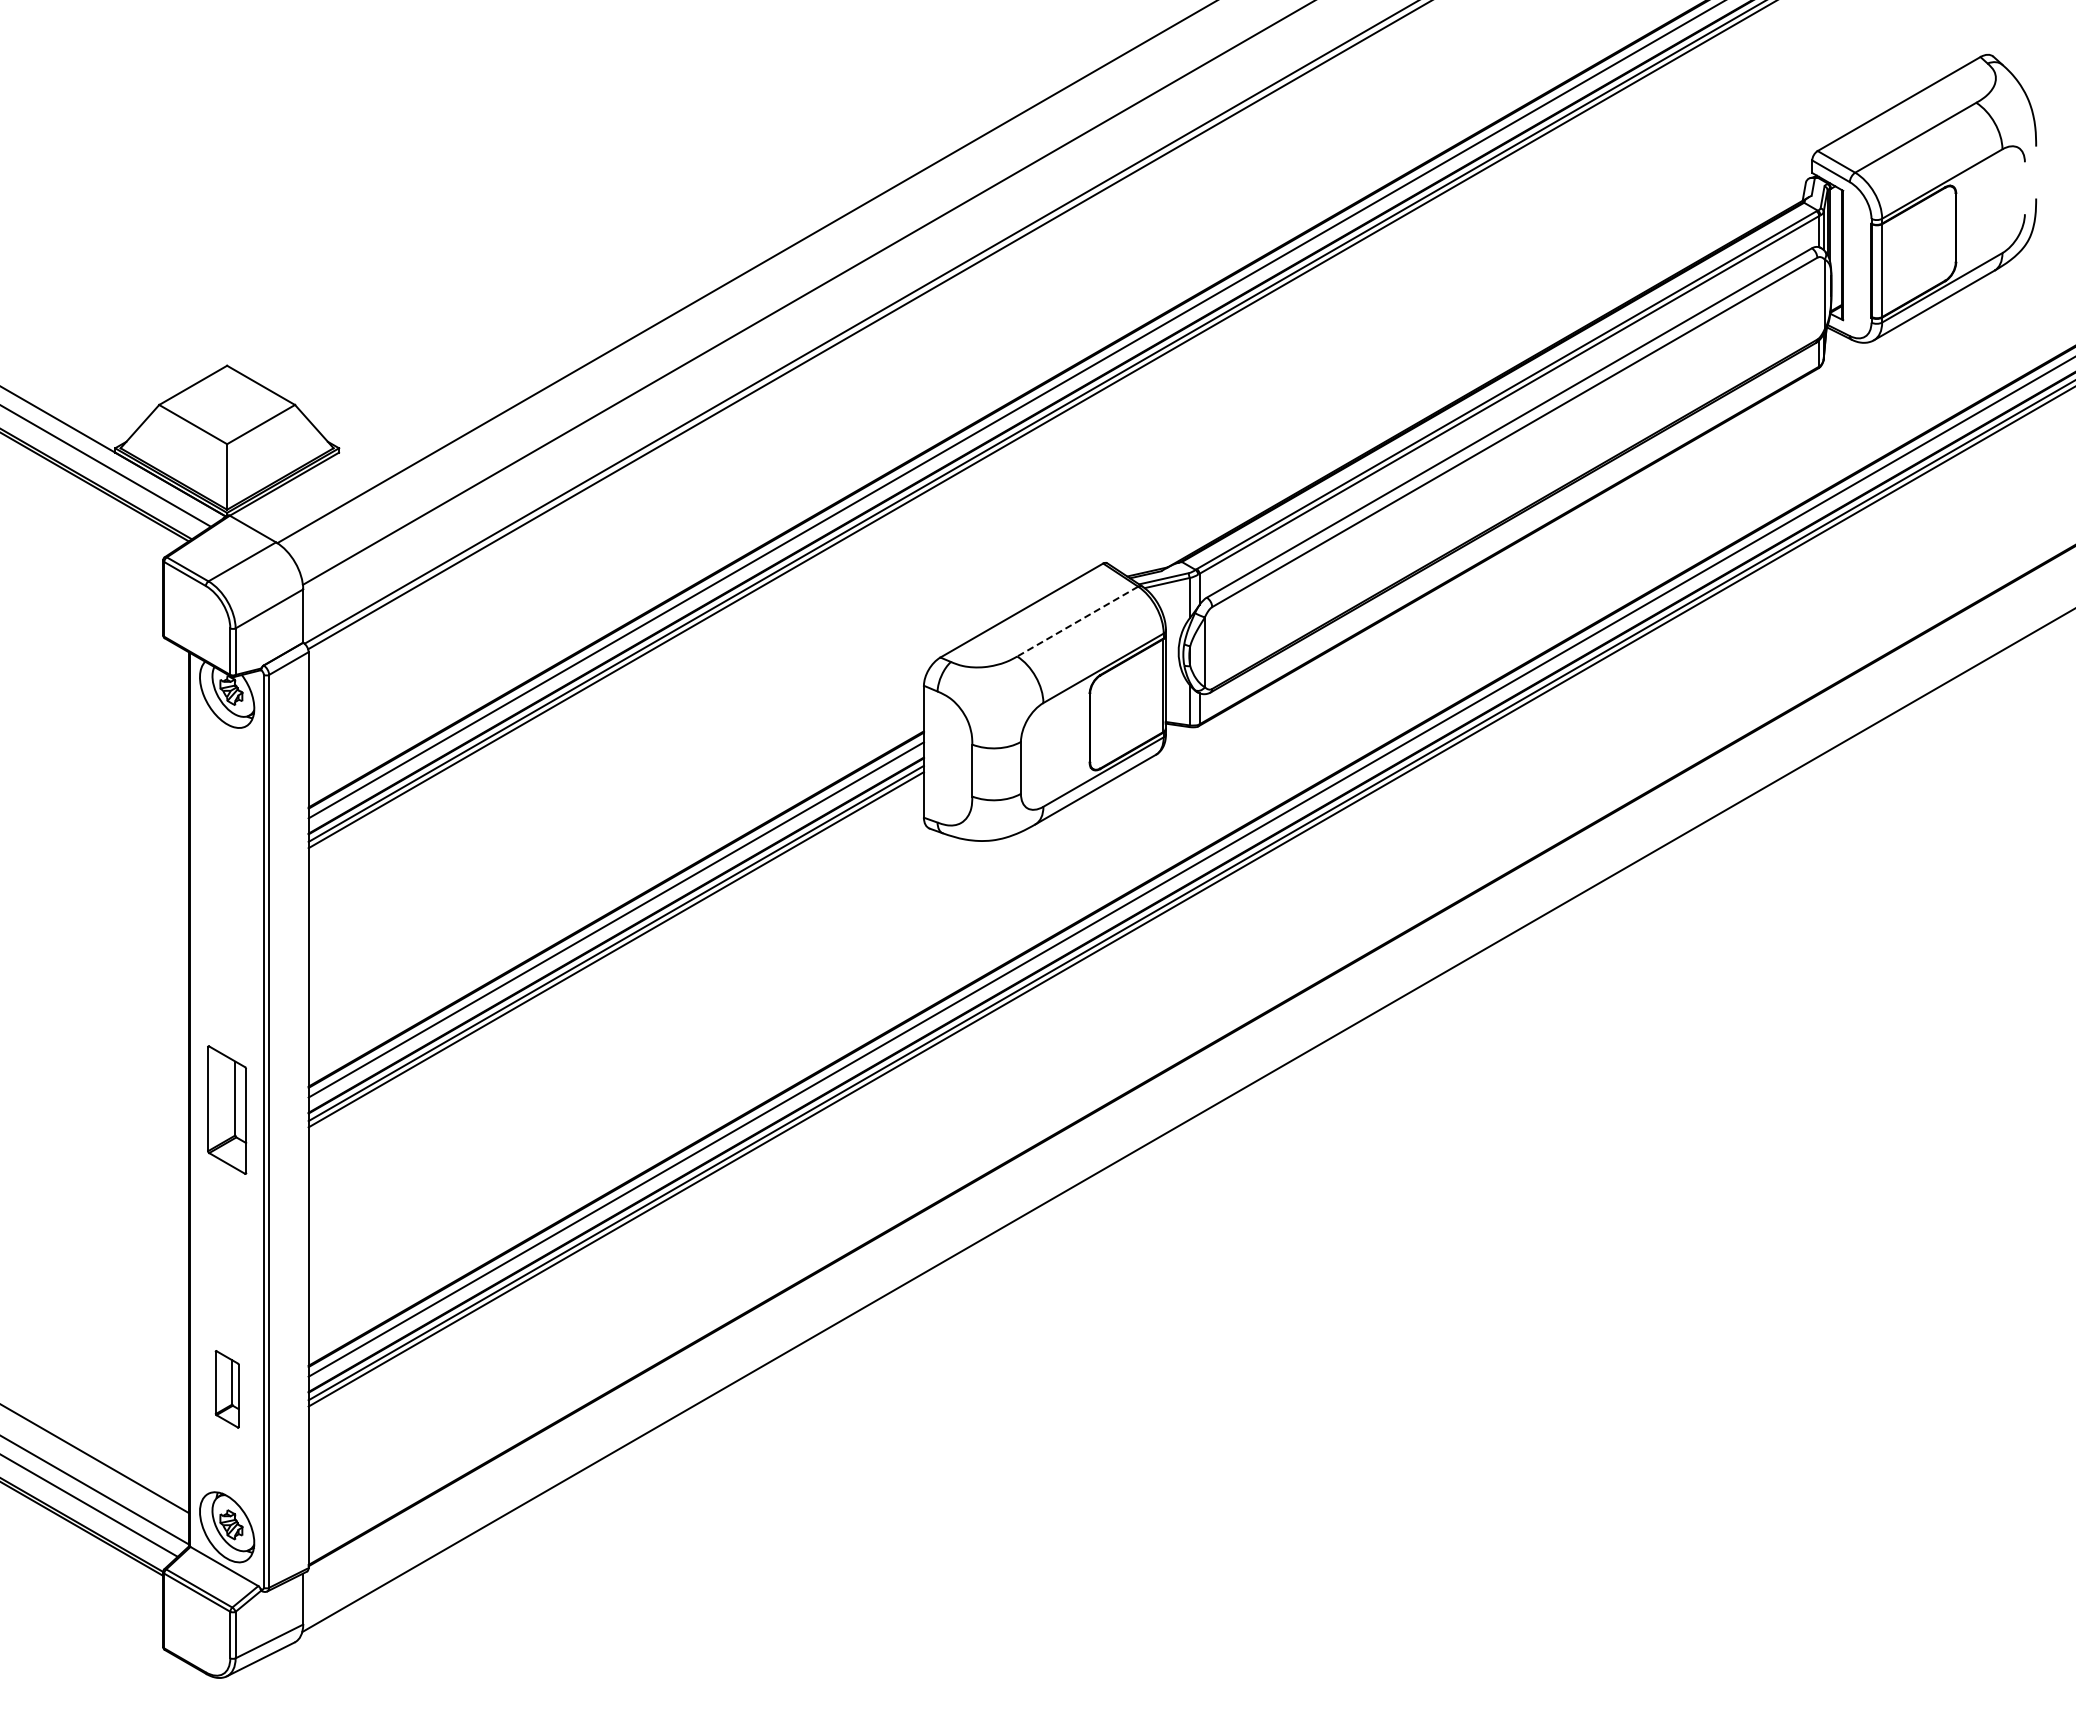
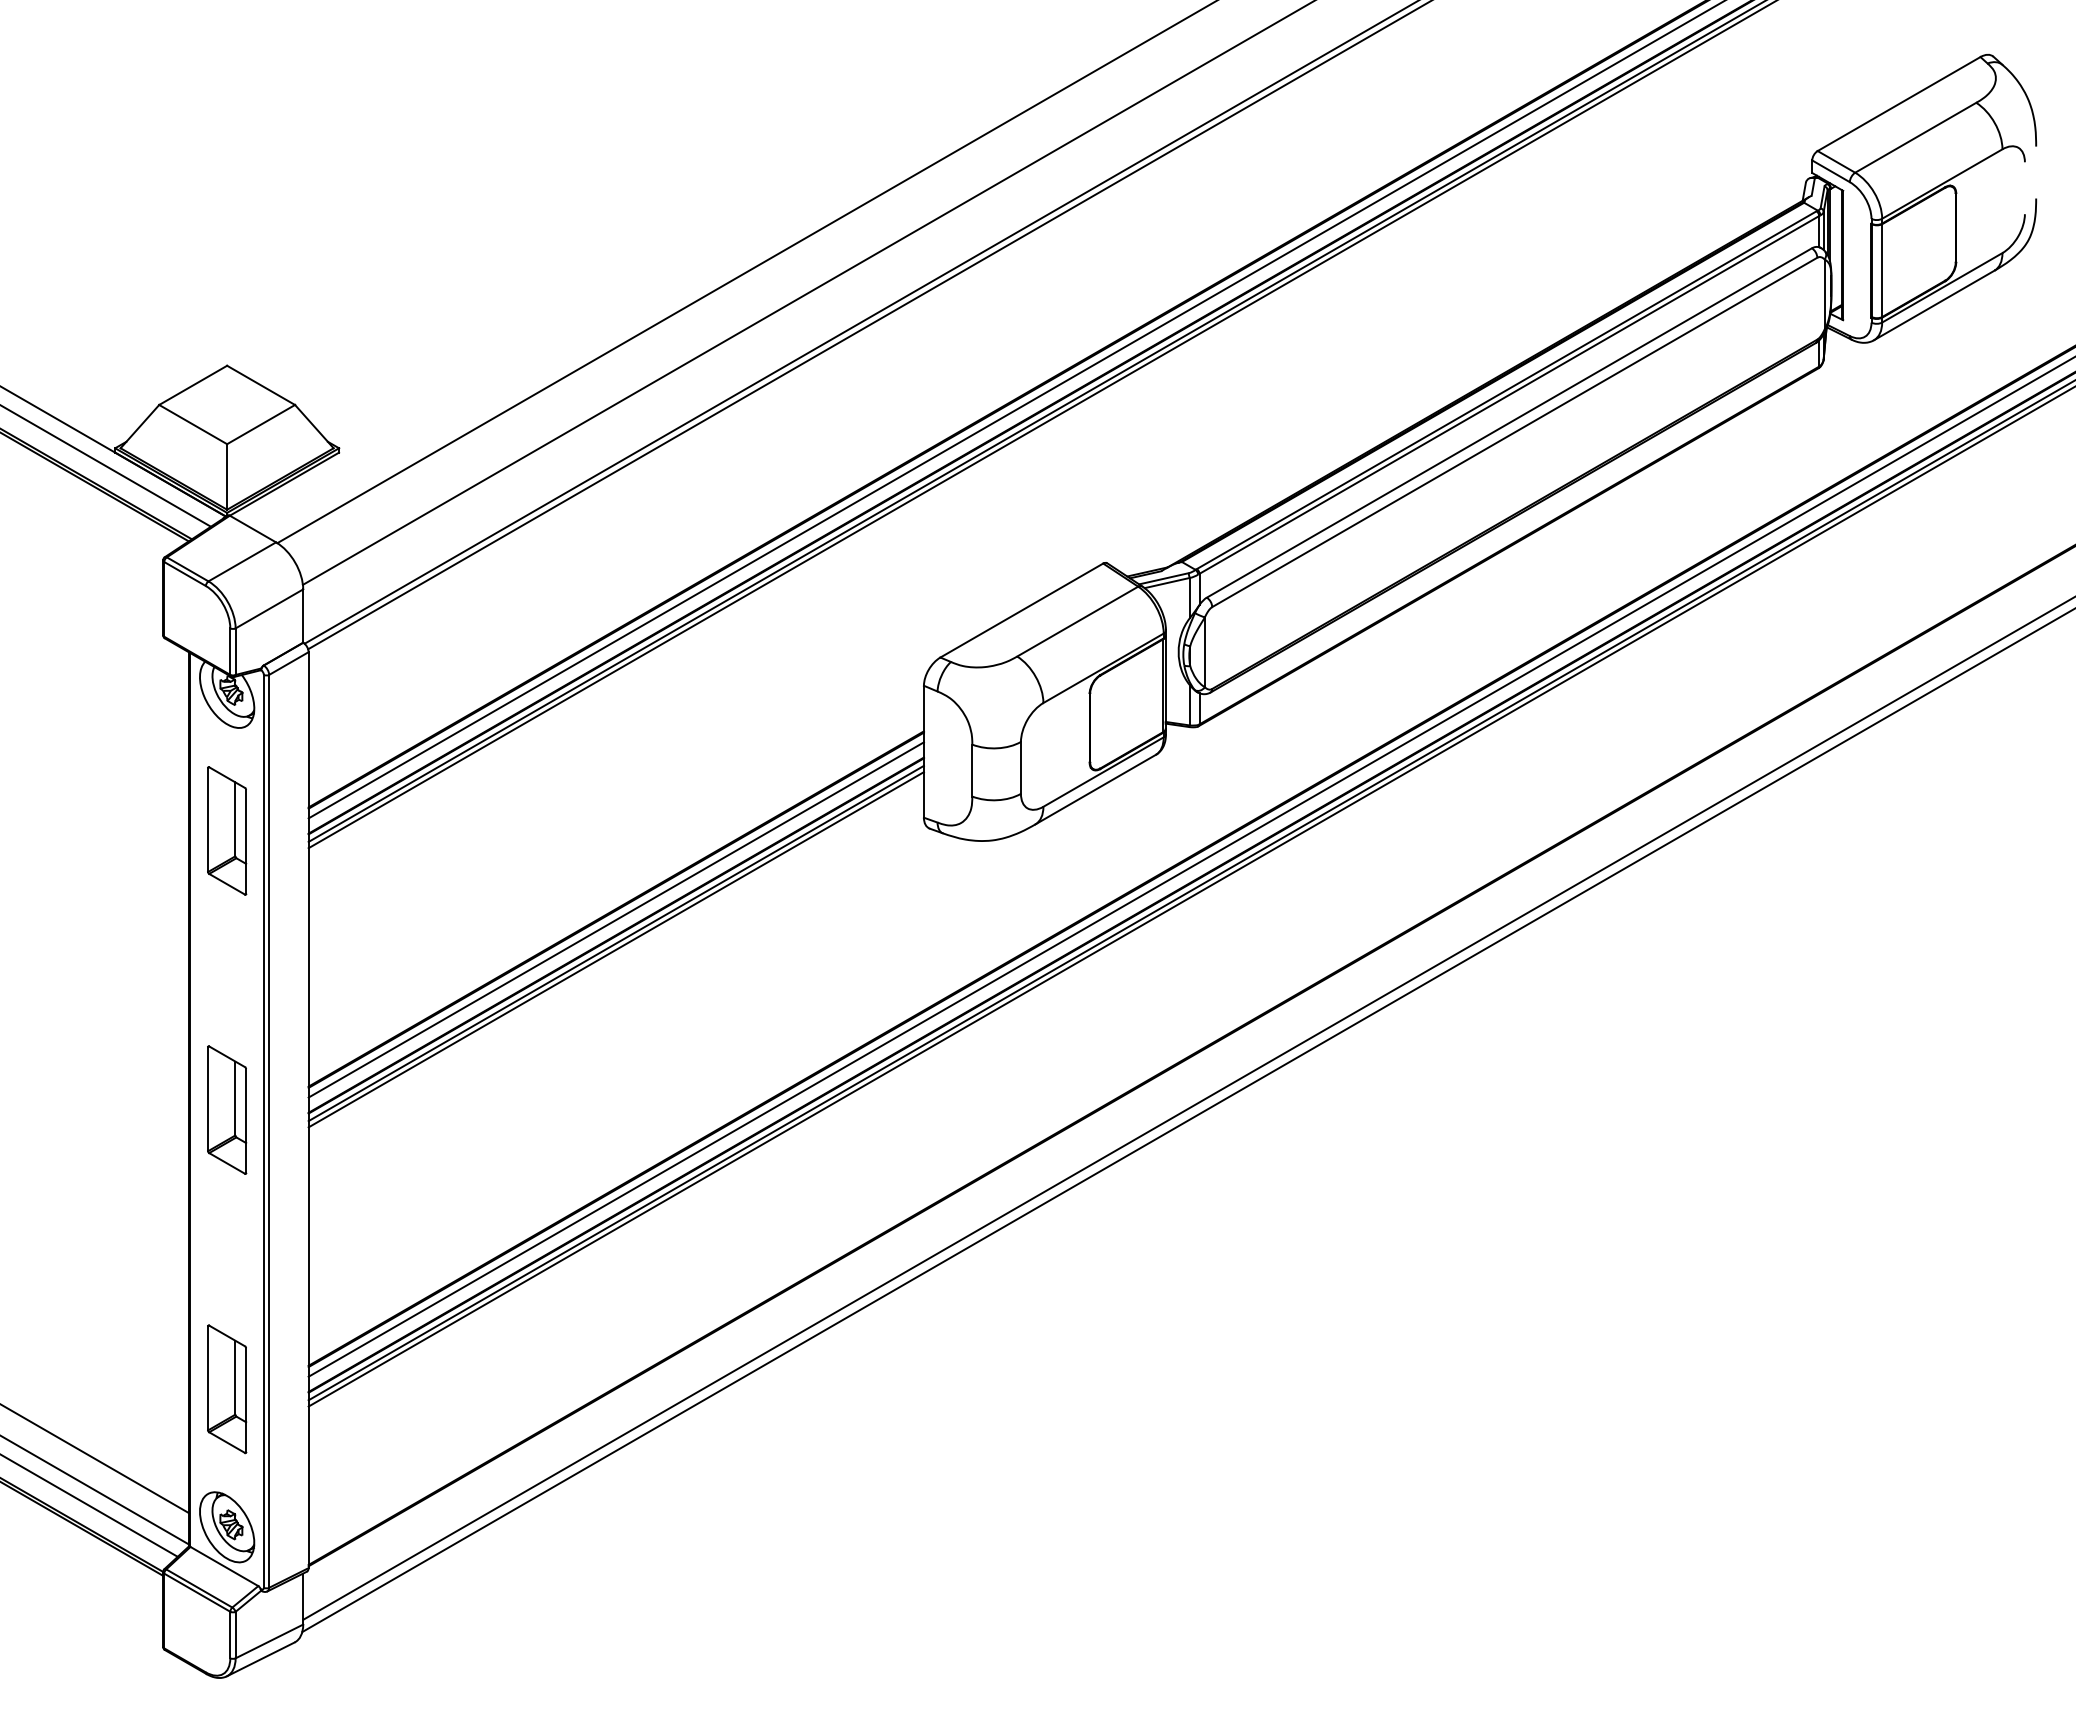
line: dashed -> solid (1077, 621)
part: none -> present (227, 830)
line: none -> present (1187, 1108)
part size: 26x79 px -> 41x131 px (227, 1389)
